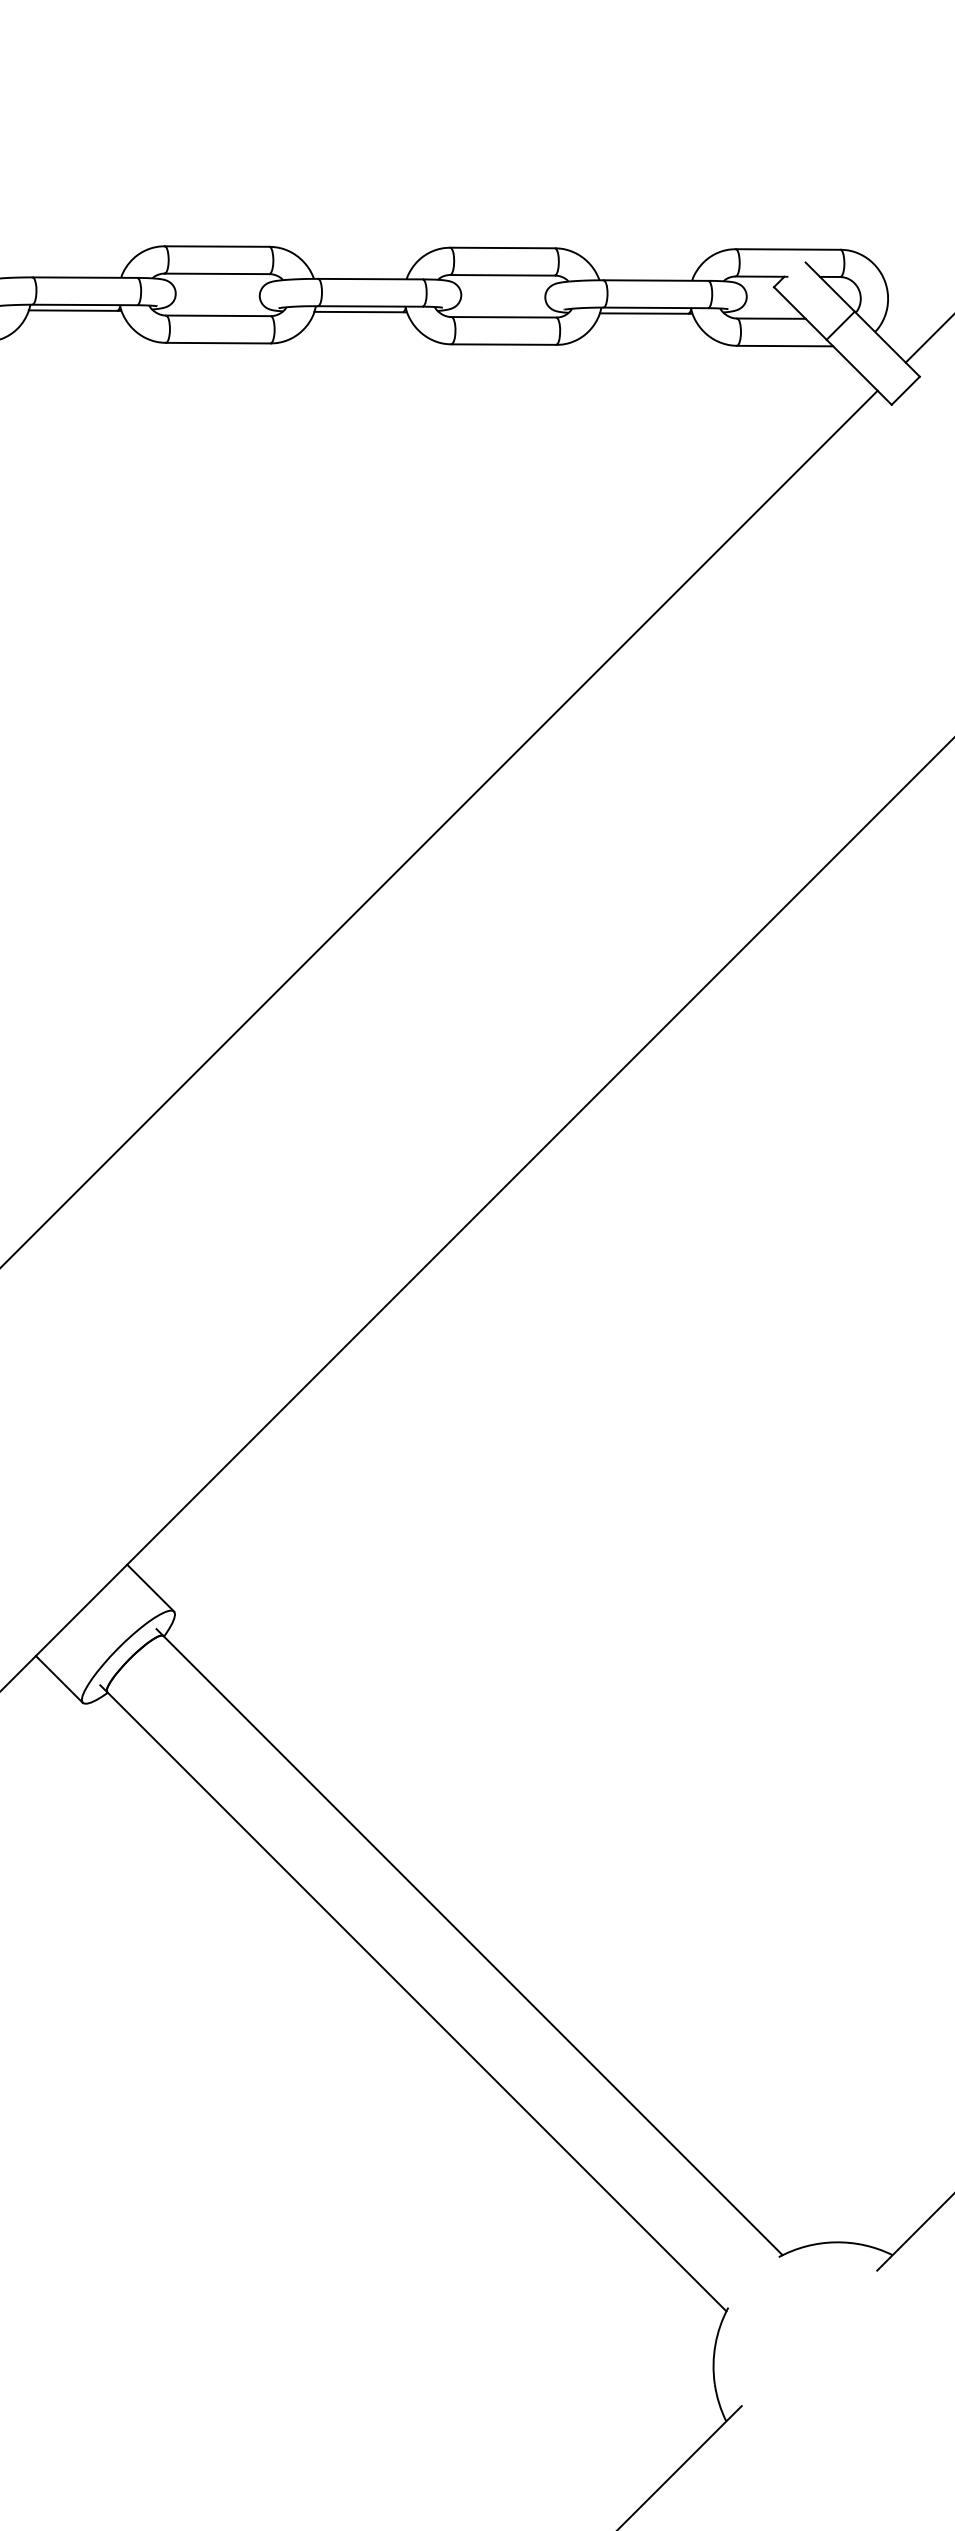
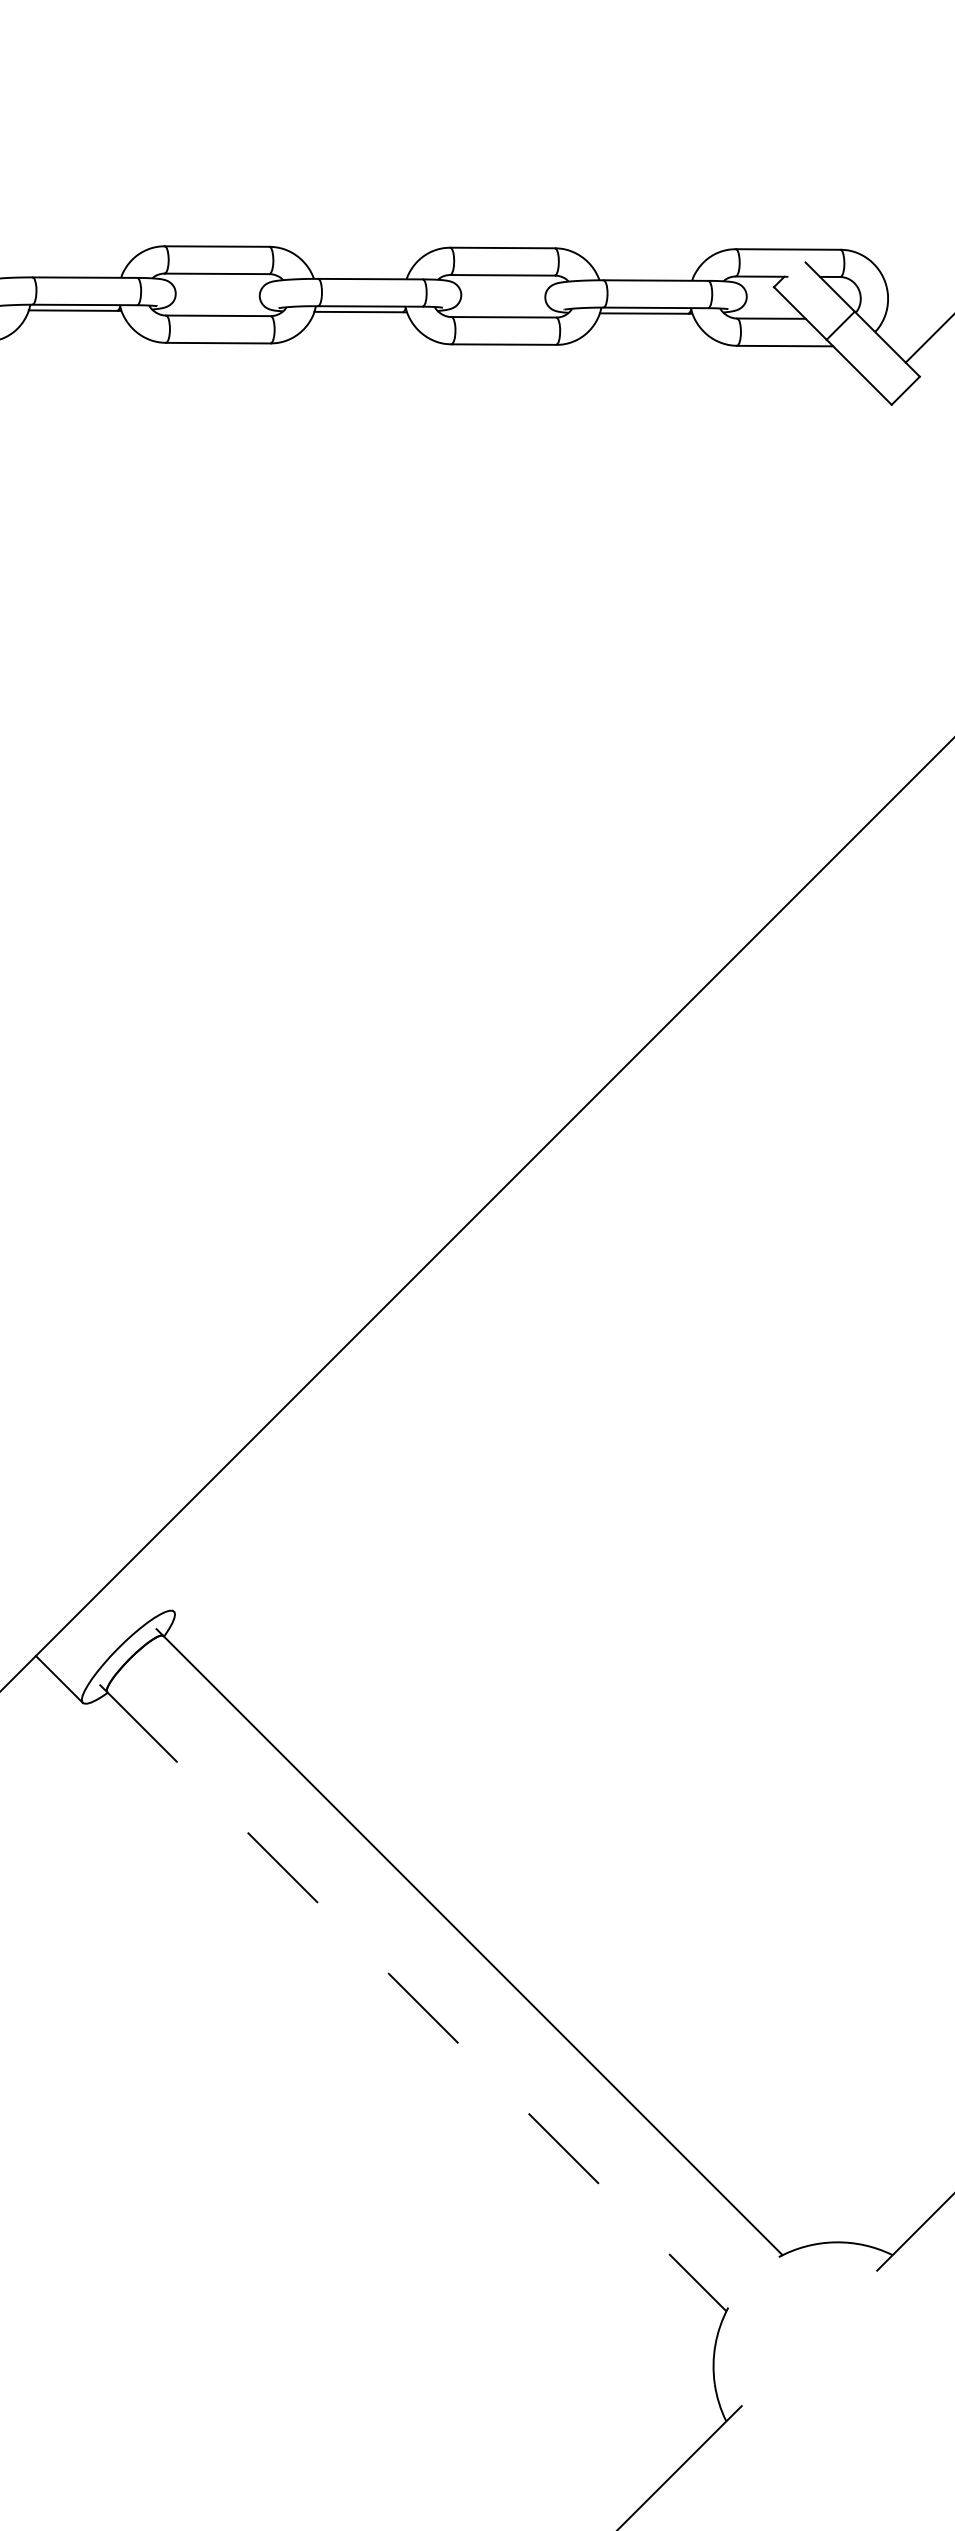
line: present -> none (439, 828)
line: present -> none (150, 1587)
line: solid -> dashed (416, 2001)
